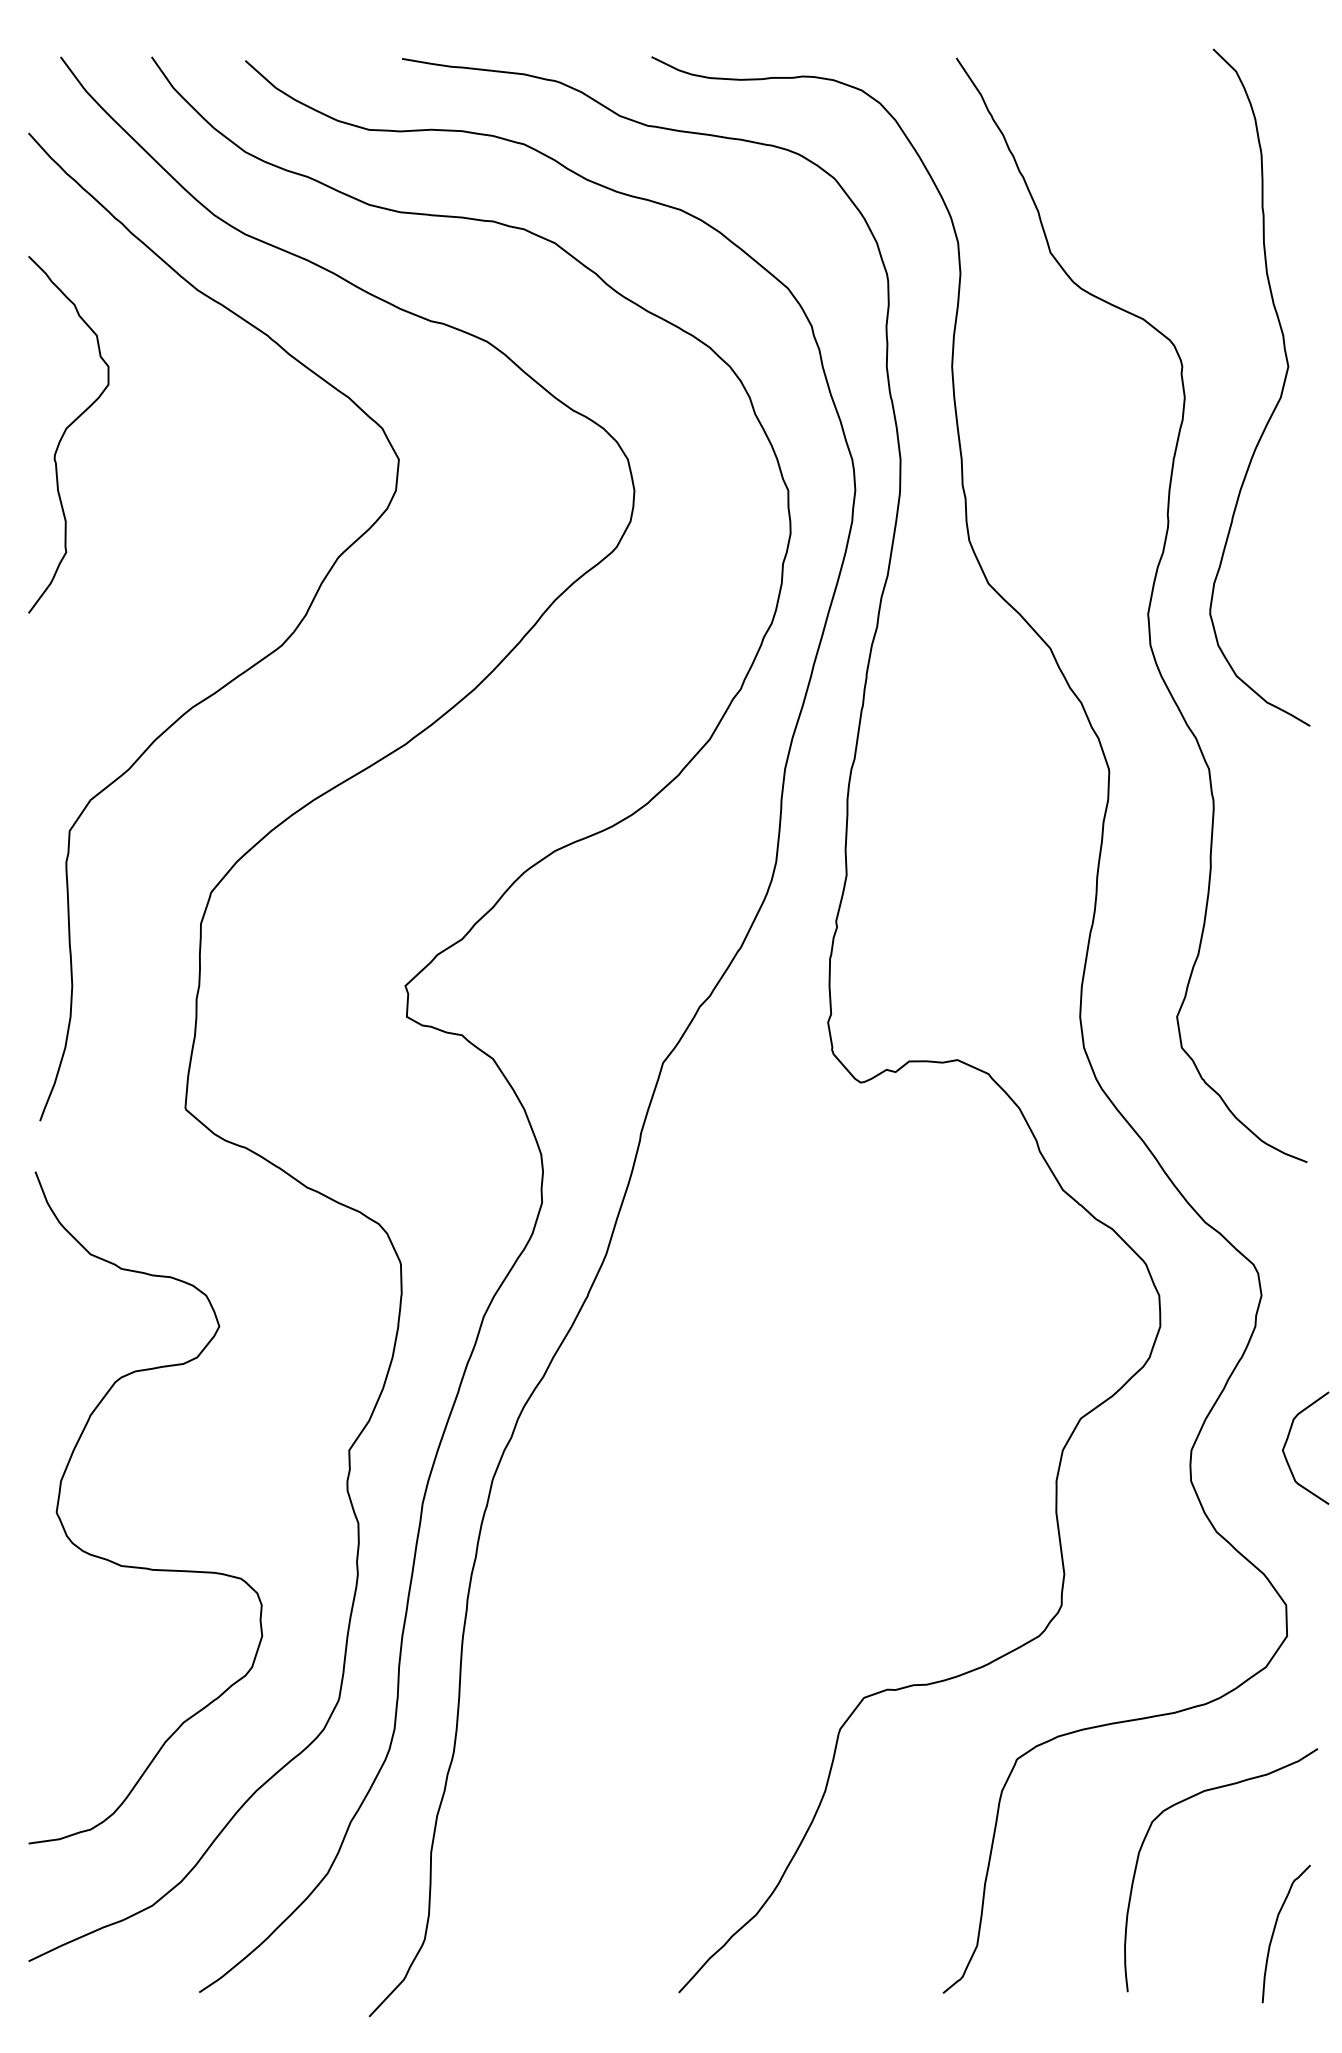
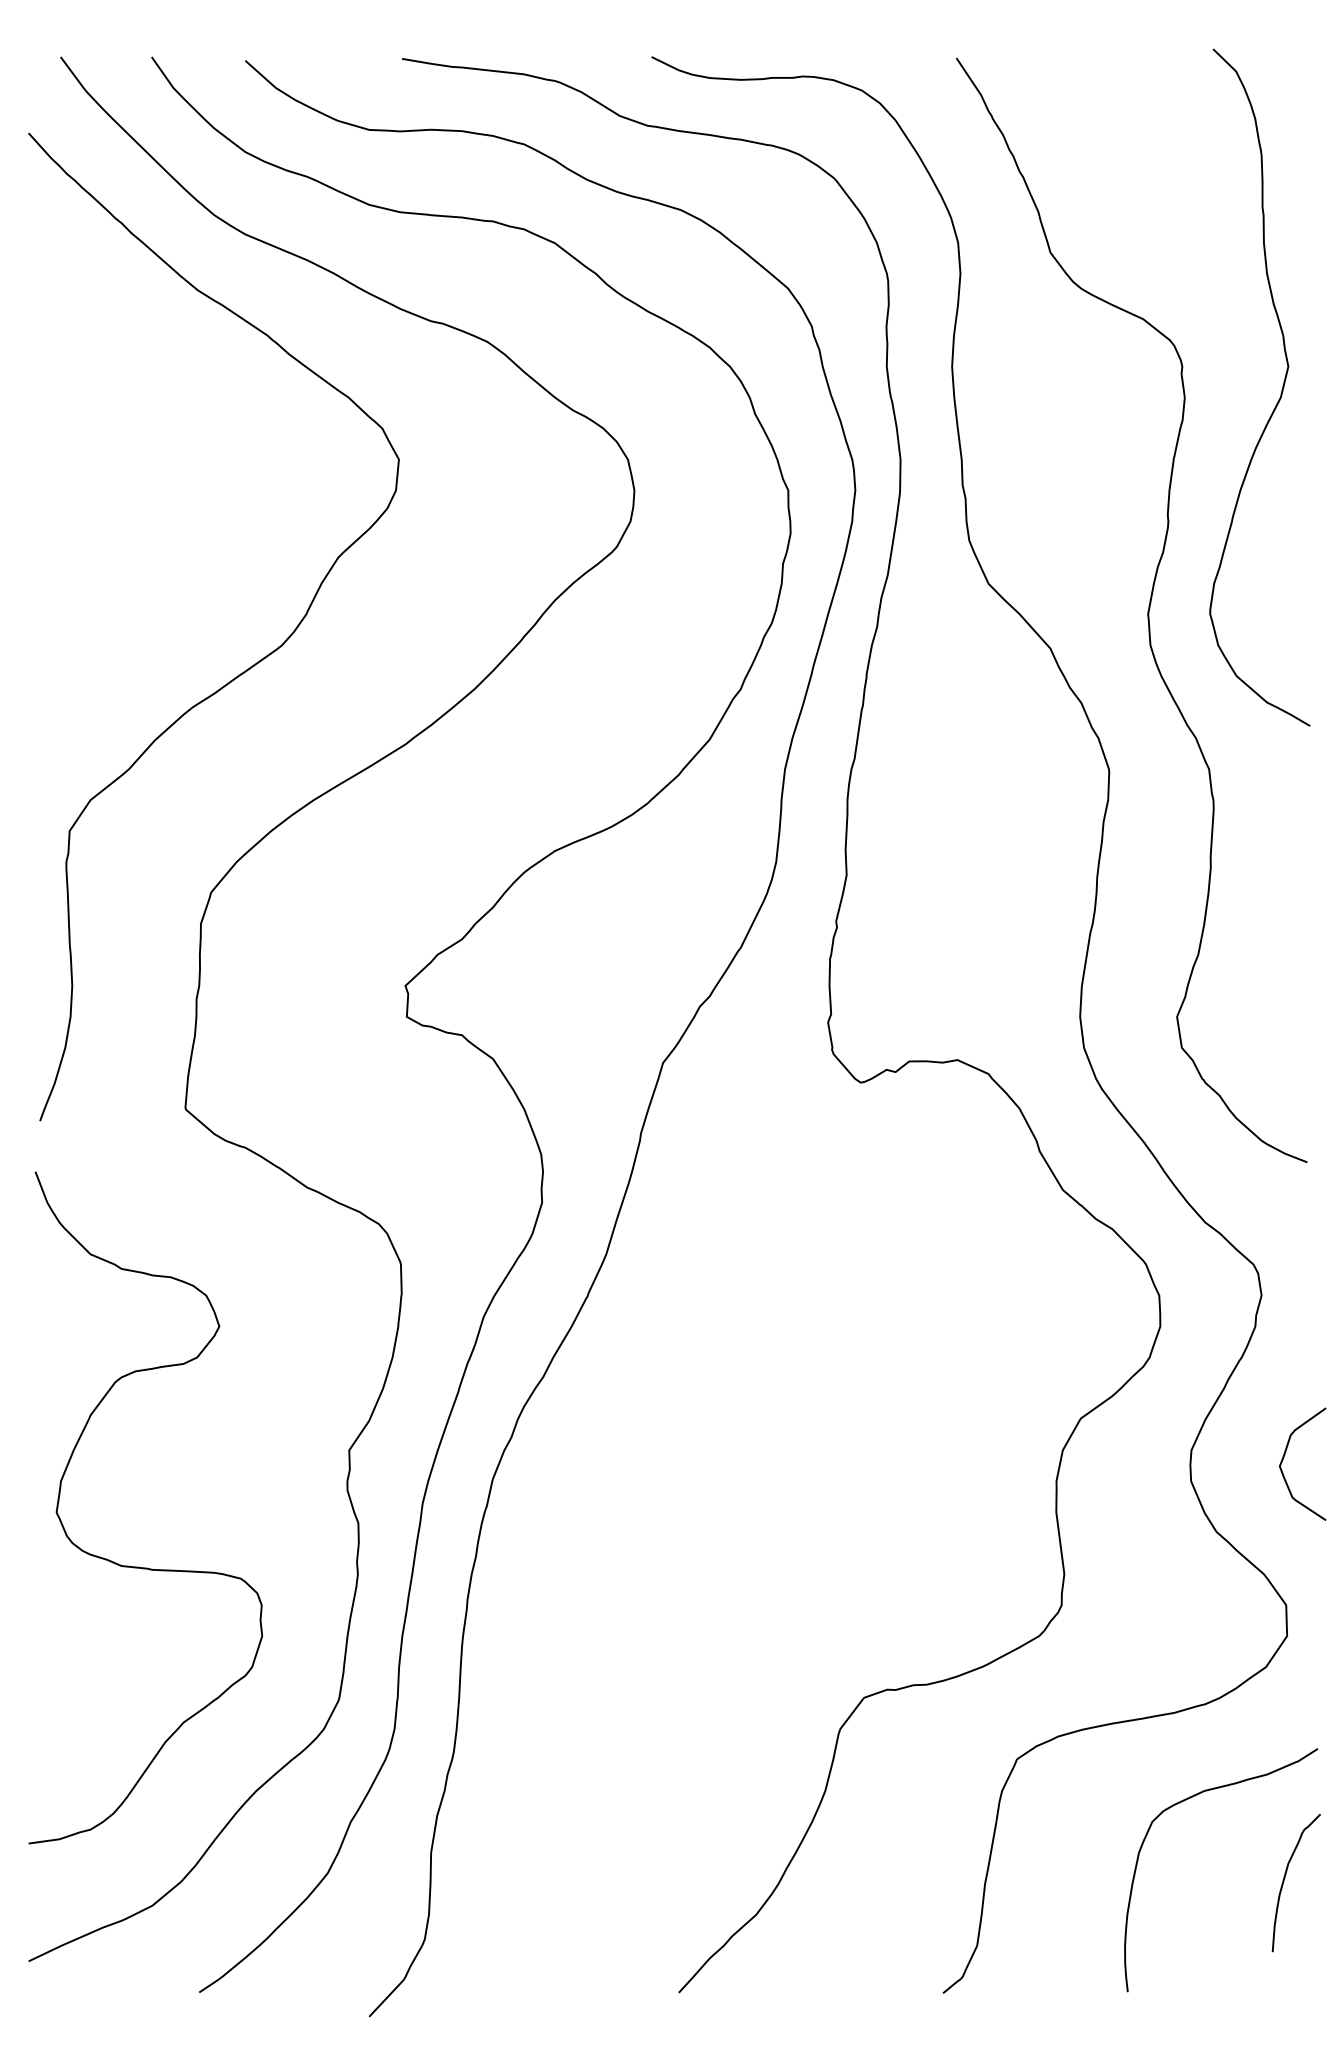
curve: present -> none (65, 432)
curve position: (1288, 1439) -> (1285, 1455) (1285, 1455)
curve position: (1275, 1929) -> (1285, 1878) (1285, 1878)
